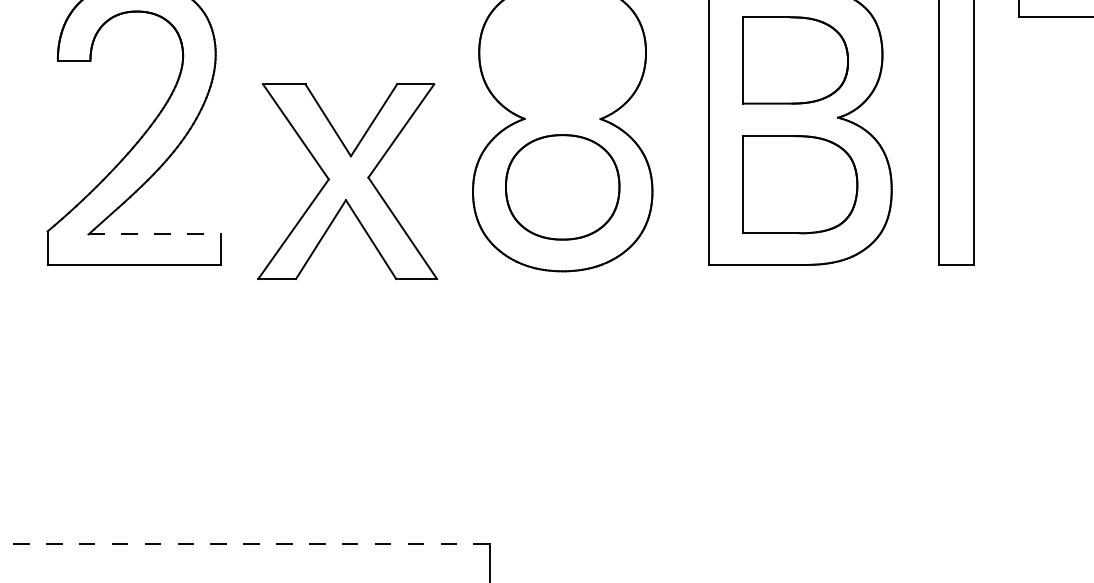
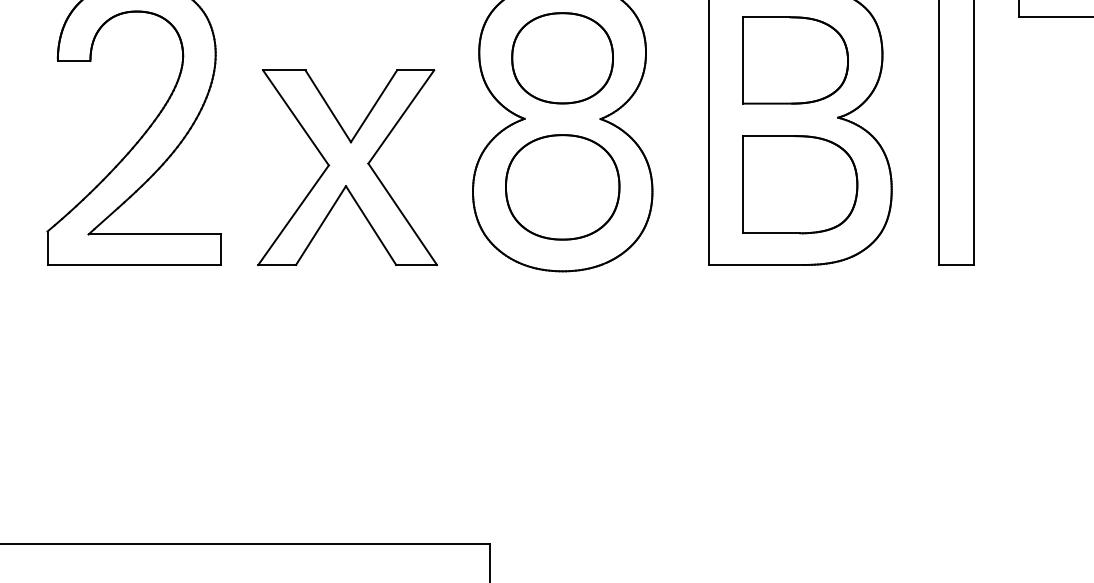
part: none -> present (562, 58)
part position: (347, 181) -> (347, 167) (347, 167)
line: dashed -> solid (155, 234)
line: dashed -> solid (244, 544)
